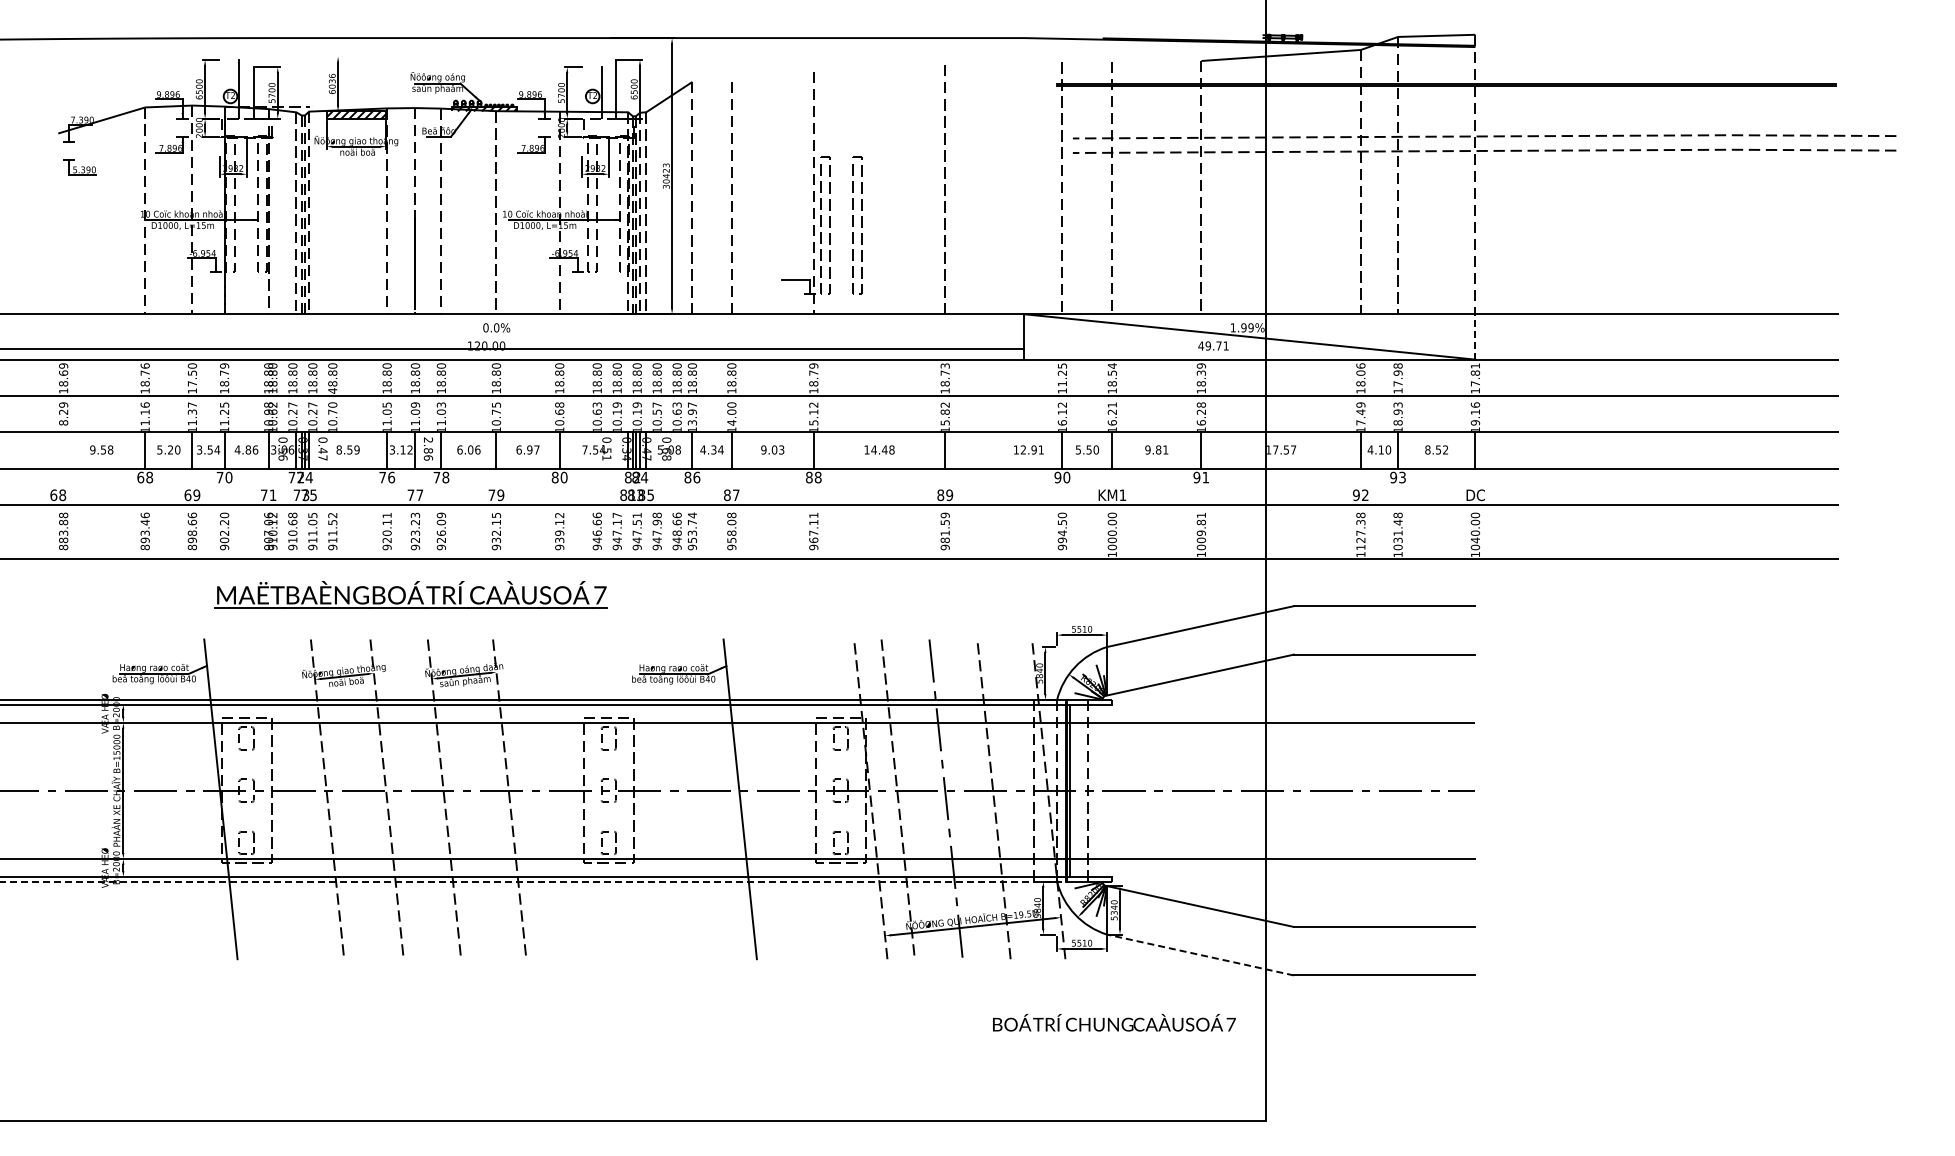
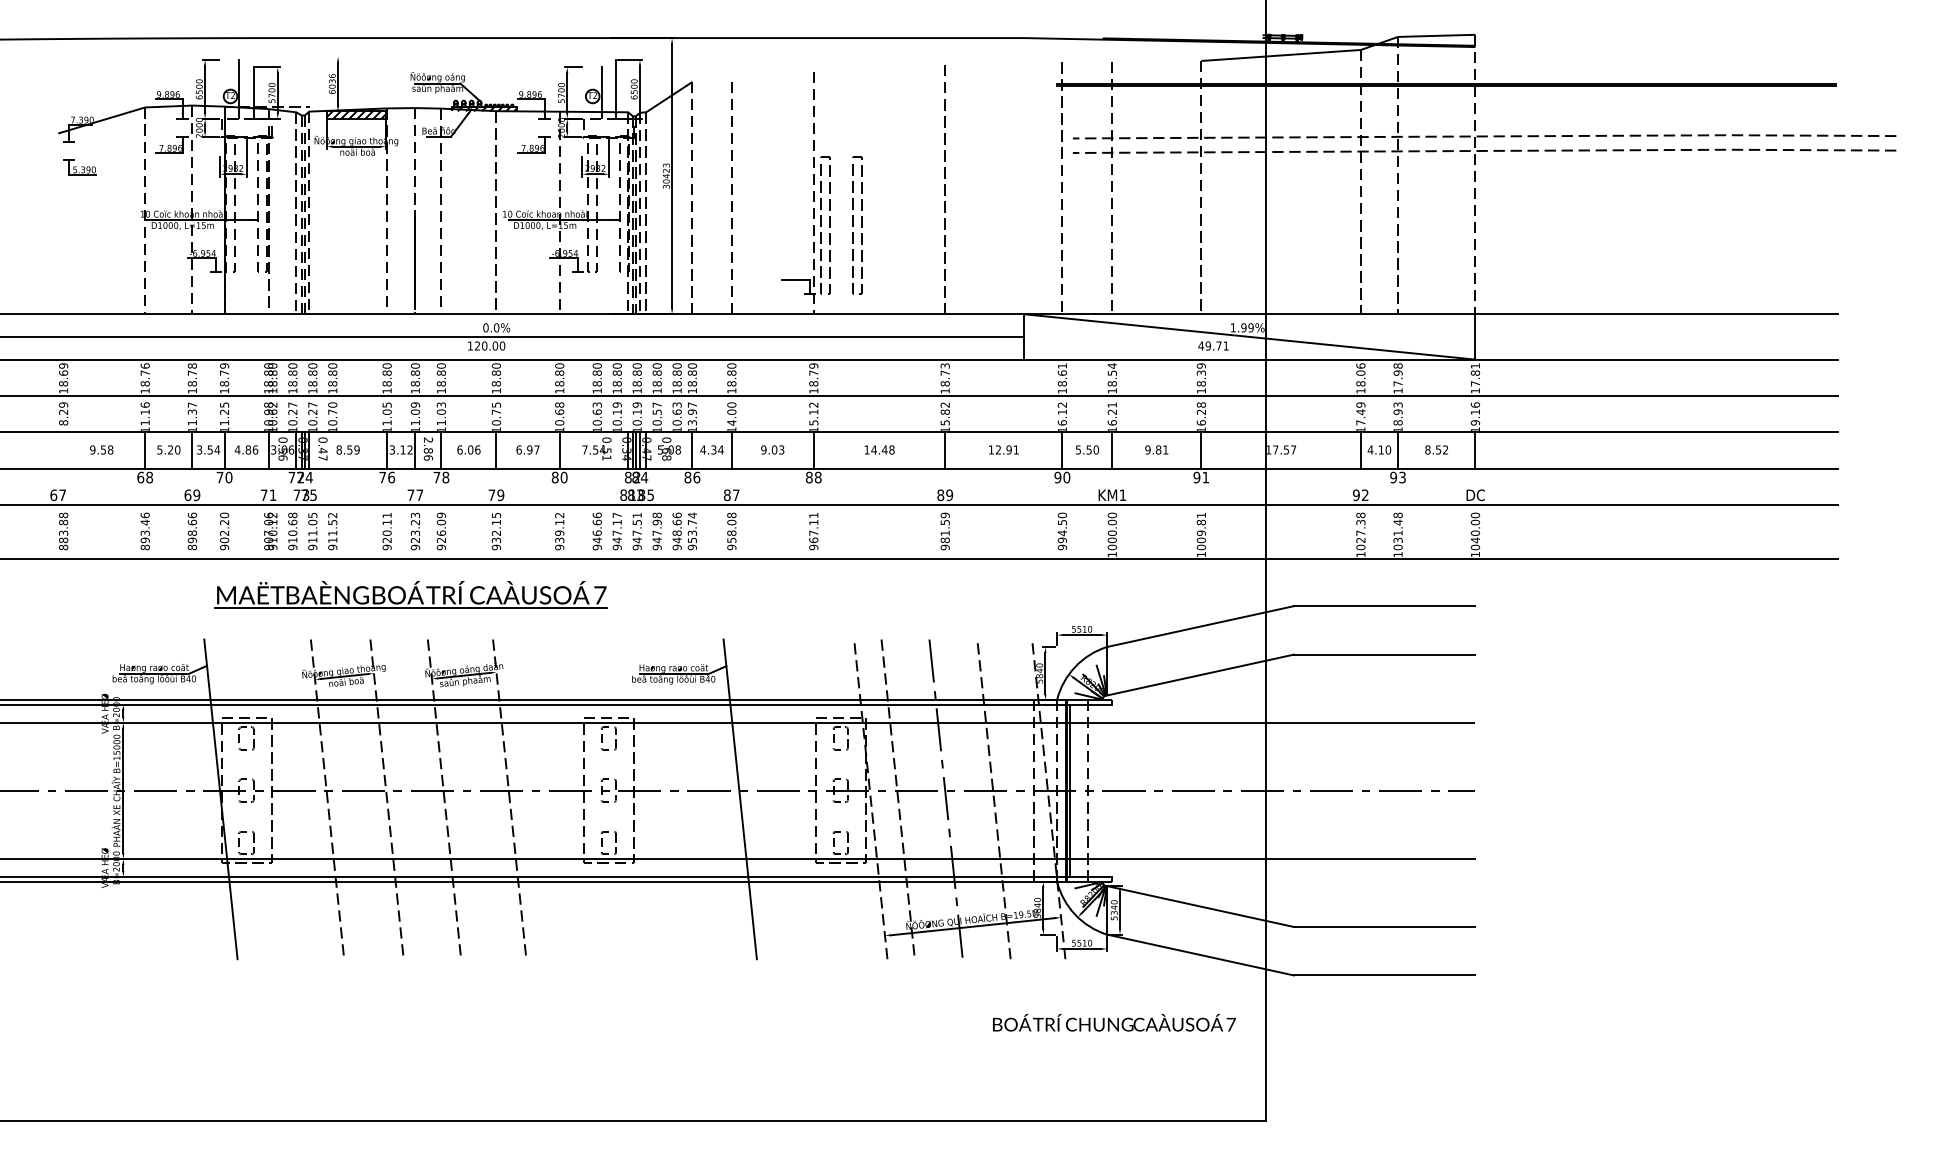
line: dashed -> solid (1475, 336)
line position: (513, 348) -> (513, 336) (513, 336)
text: 17.50 -> 18.78 (192, 374)
text: 11.25 -> 18.61 (1062, 374)
text: 48.80 -> 18.80 (332, 390)
text position: (1028, 449) -> (1003, 449) (1003, 449)
text: 68 -> 67 (62, 495)
text: 1127.38 -> 1027.38 (1360, 547)
line: dashed -> solid (533, 881)
line: dashed -> solid (1200, 955)
